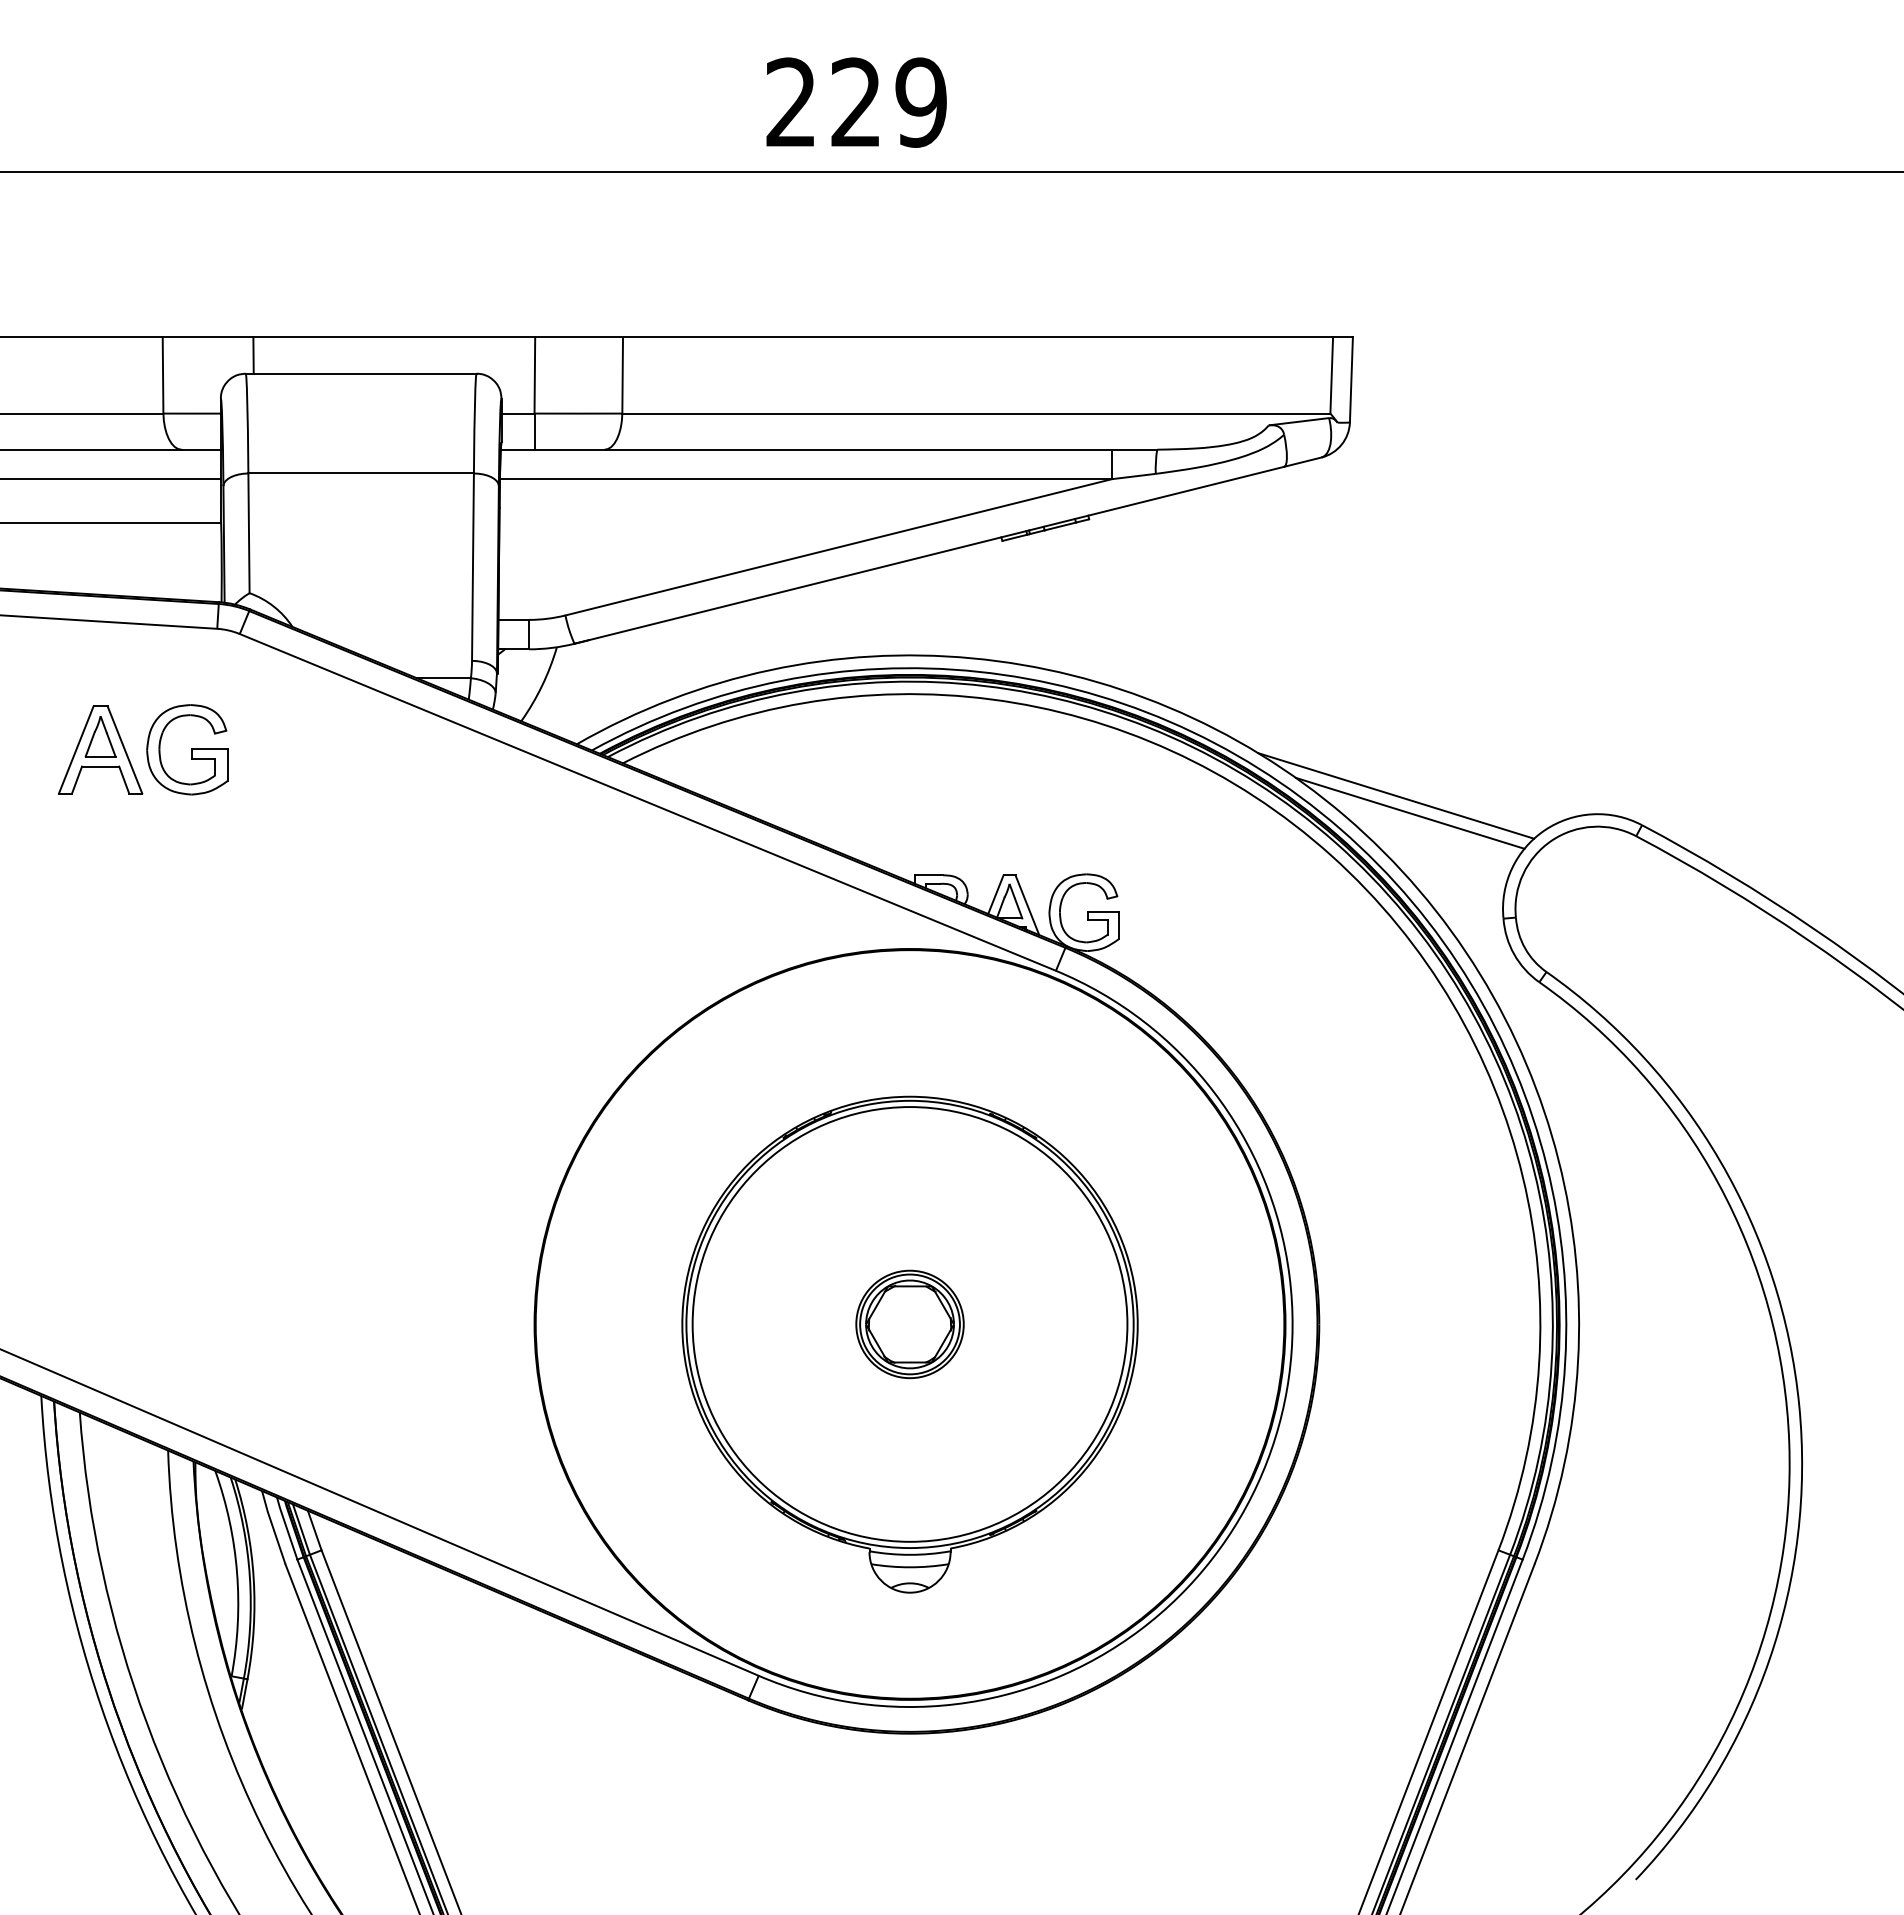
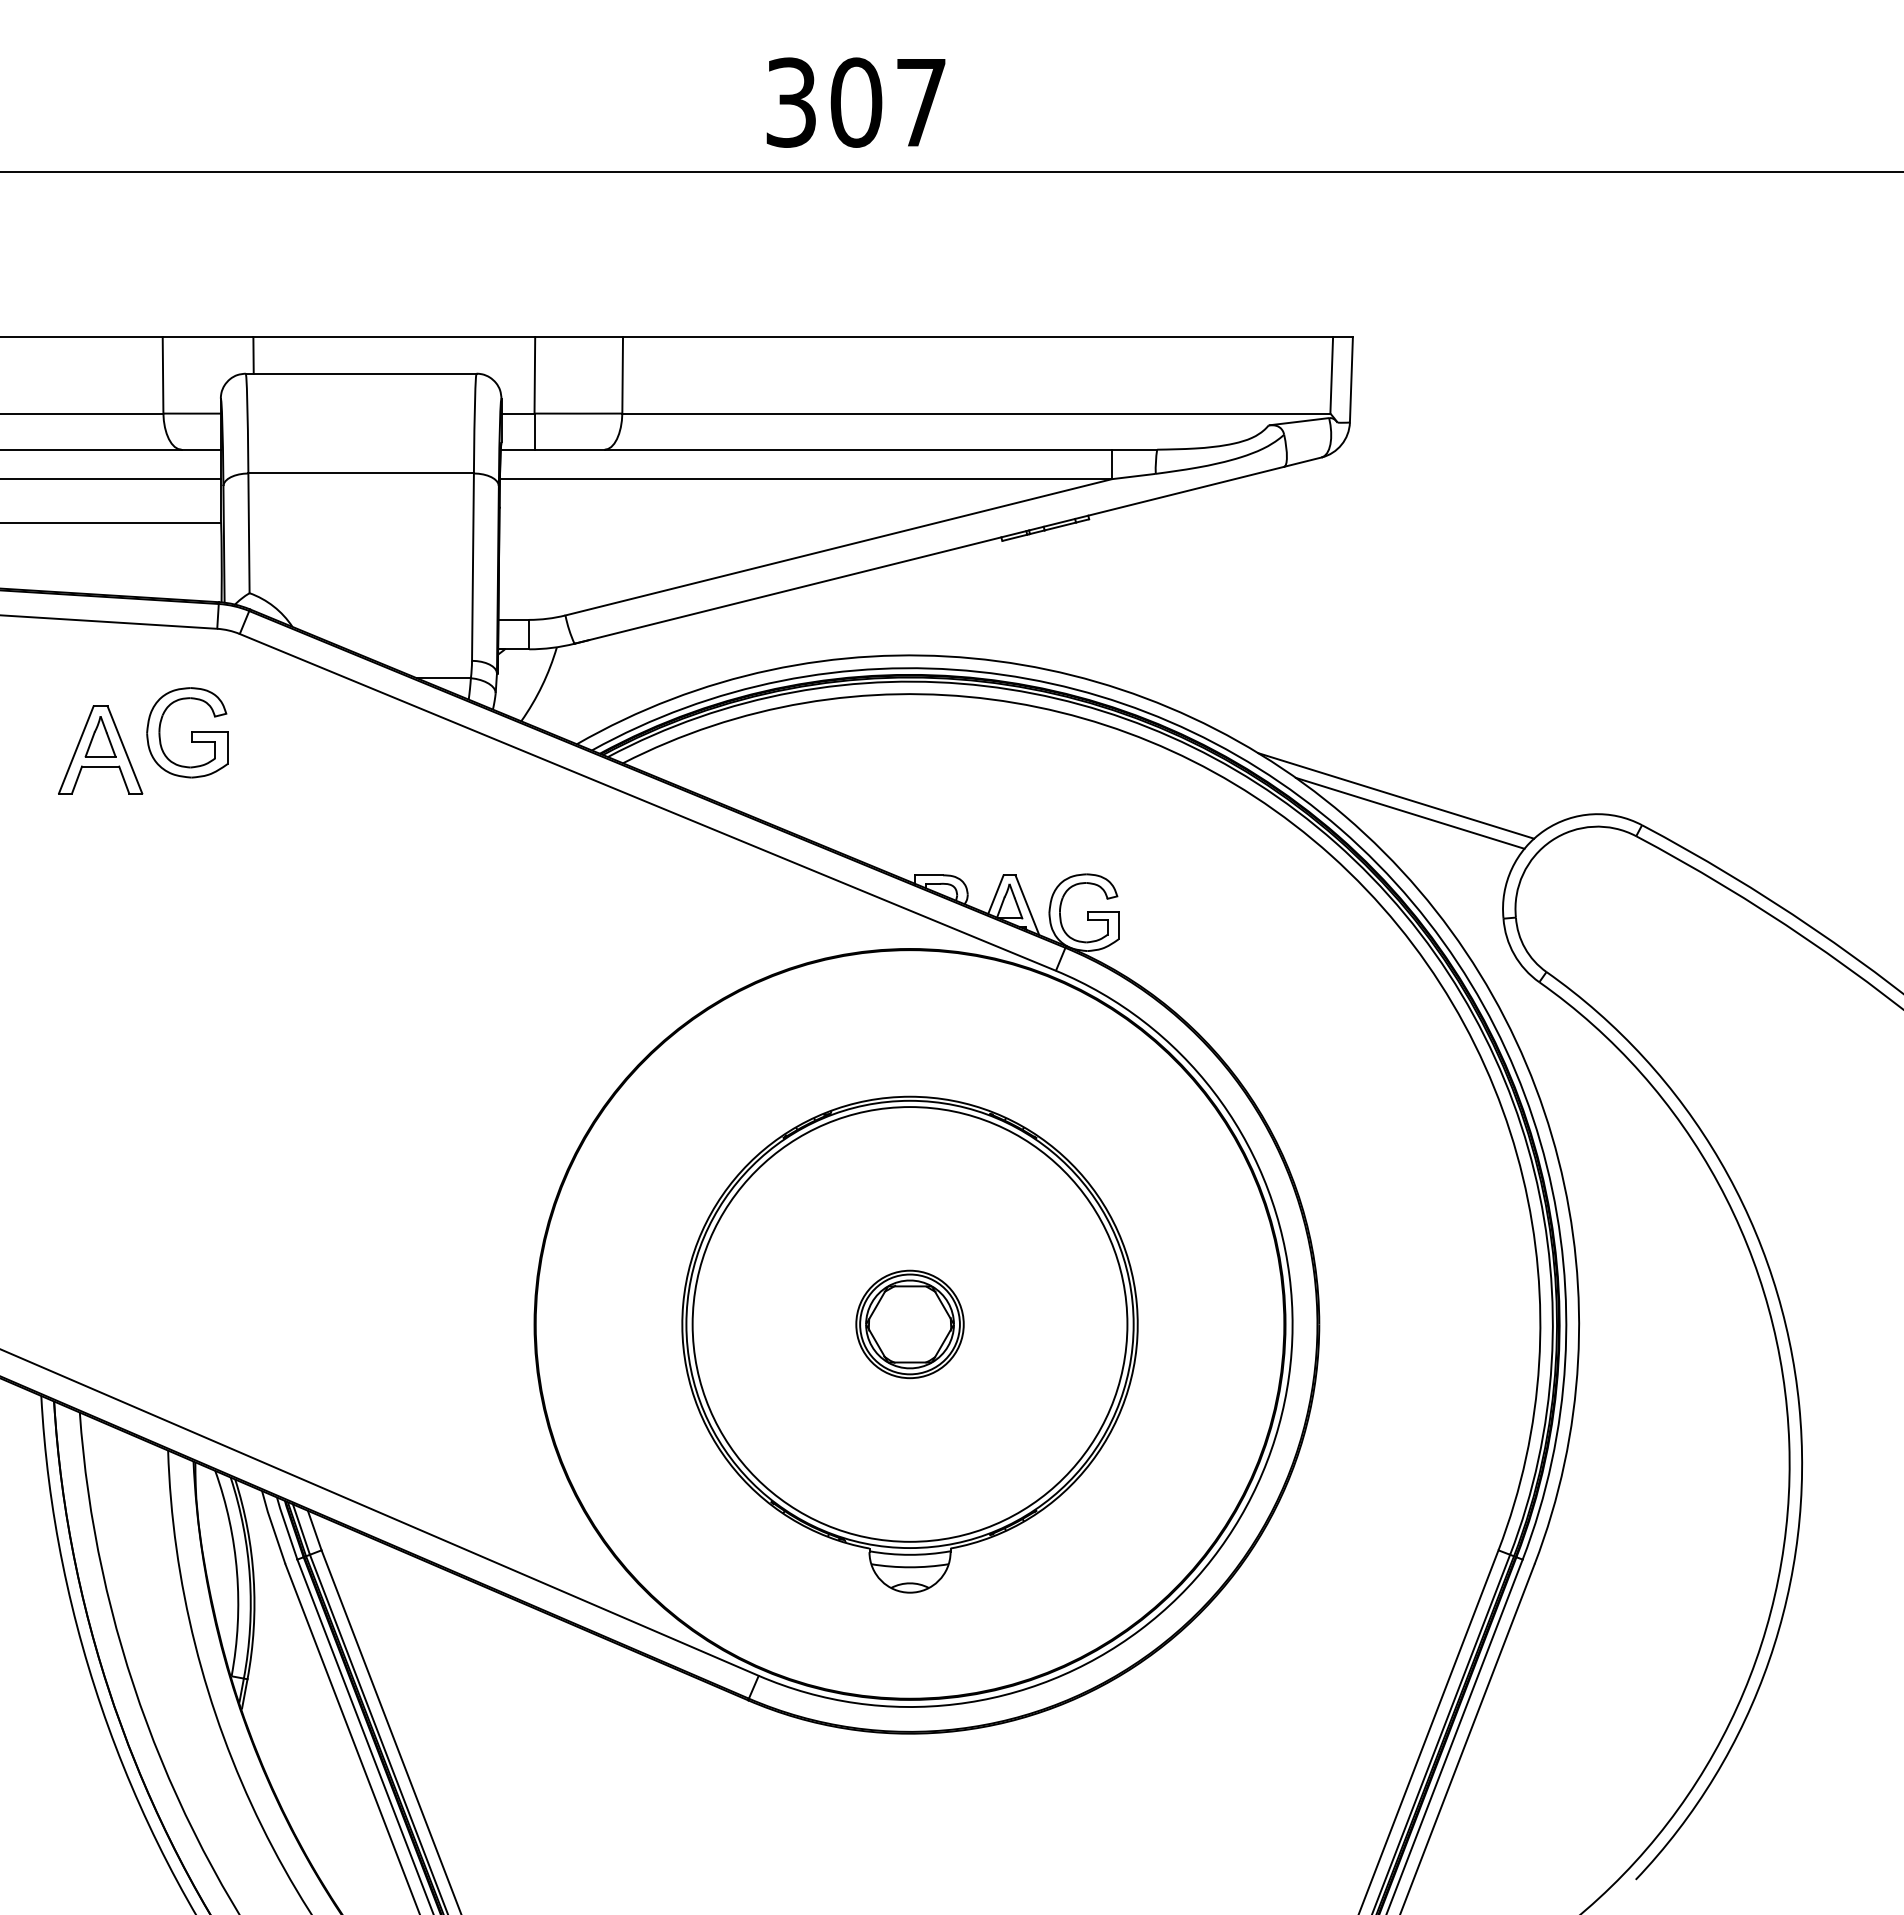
text: 229 -> 307 (856, 102)
part position: (187, 749) -> (187, 732) (187, 732)
